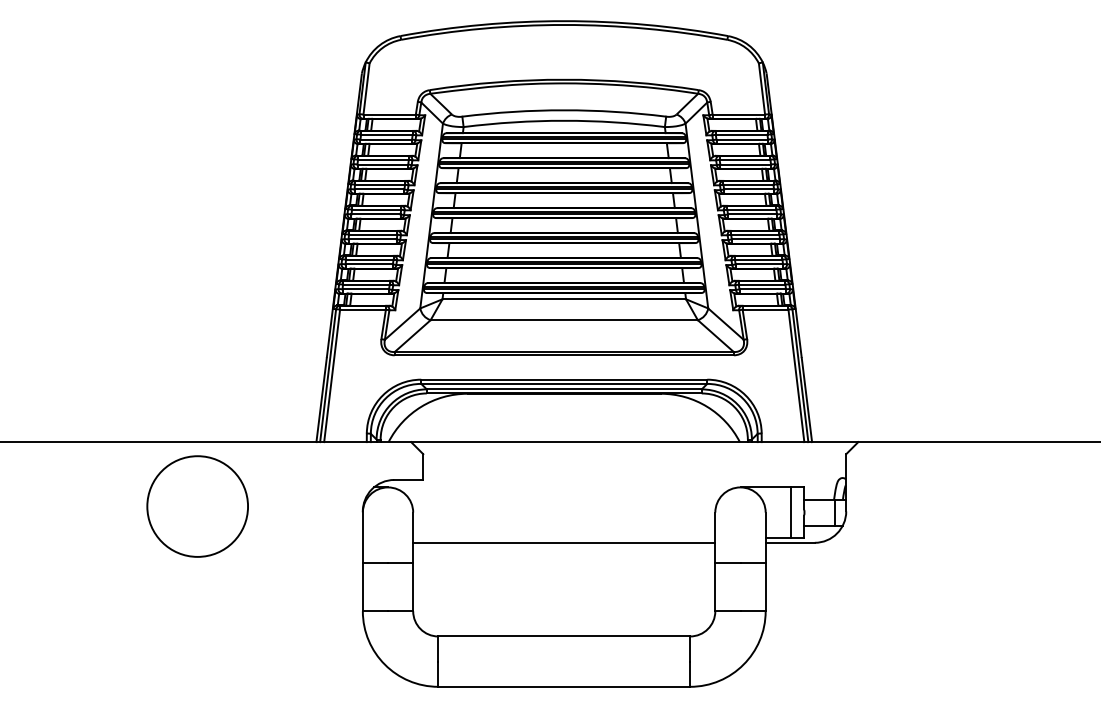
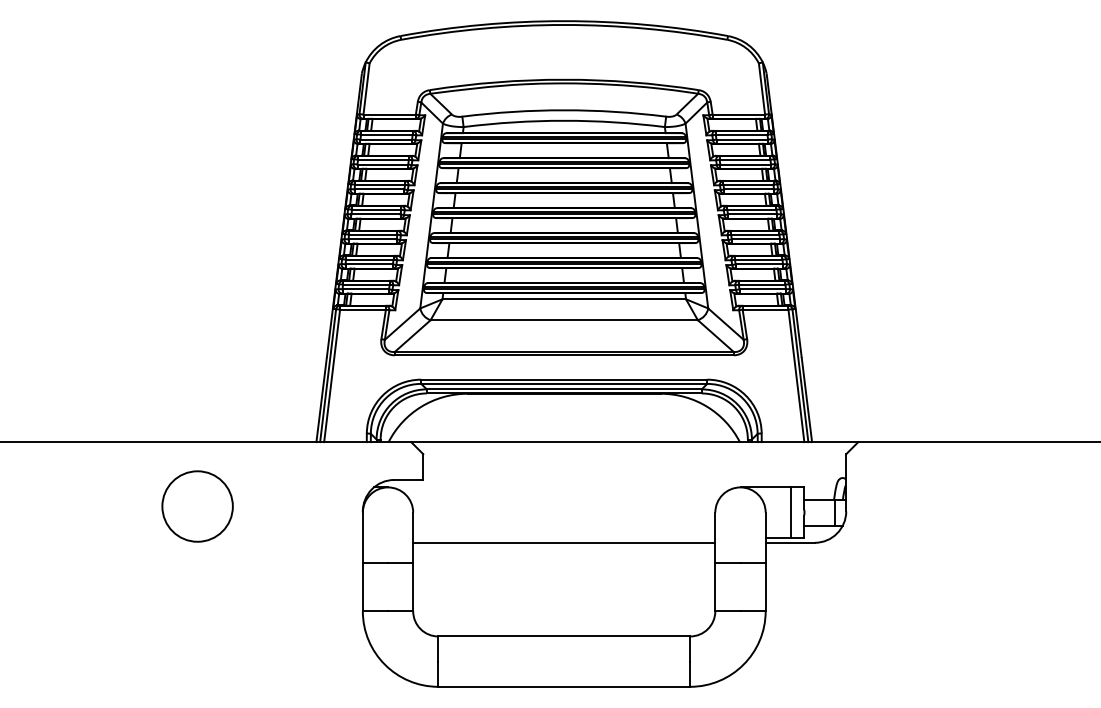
circle size: 103x103 px -> 73x73 px (197, 506)
